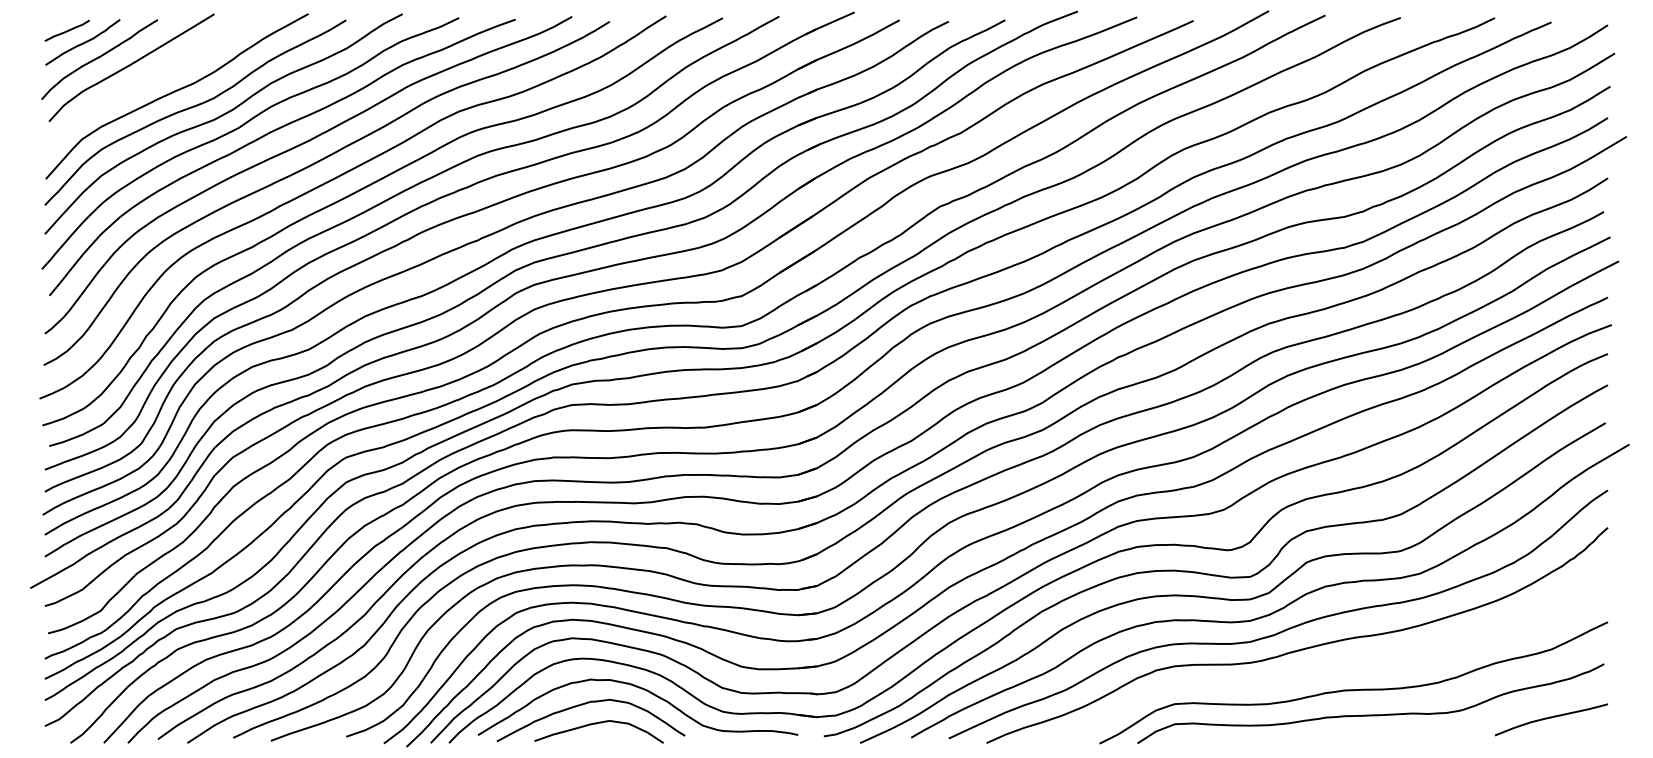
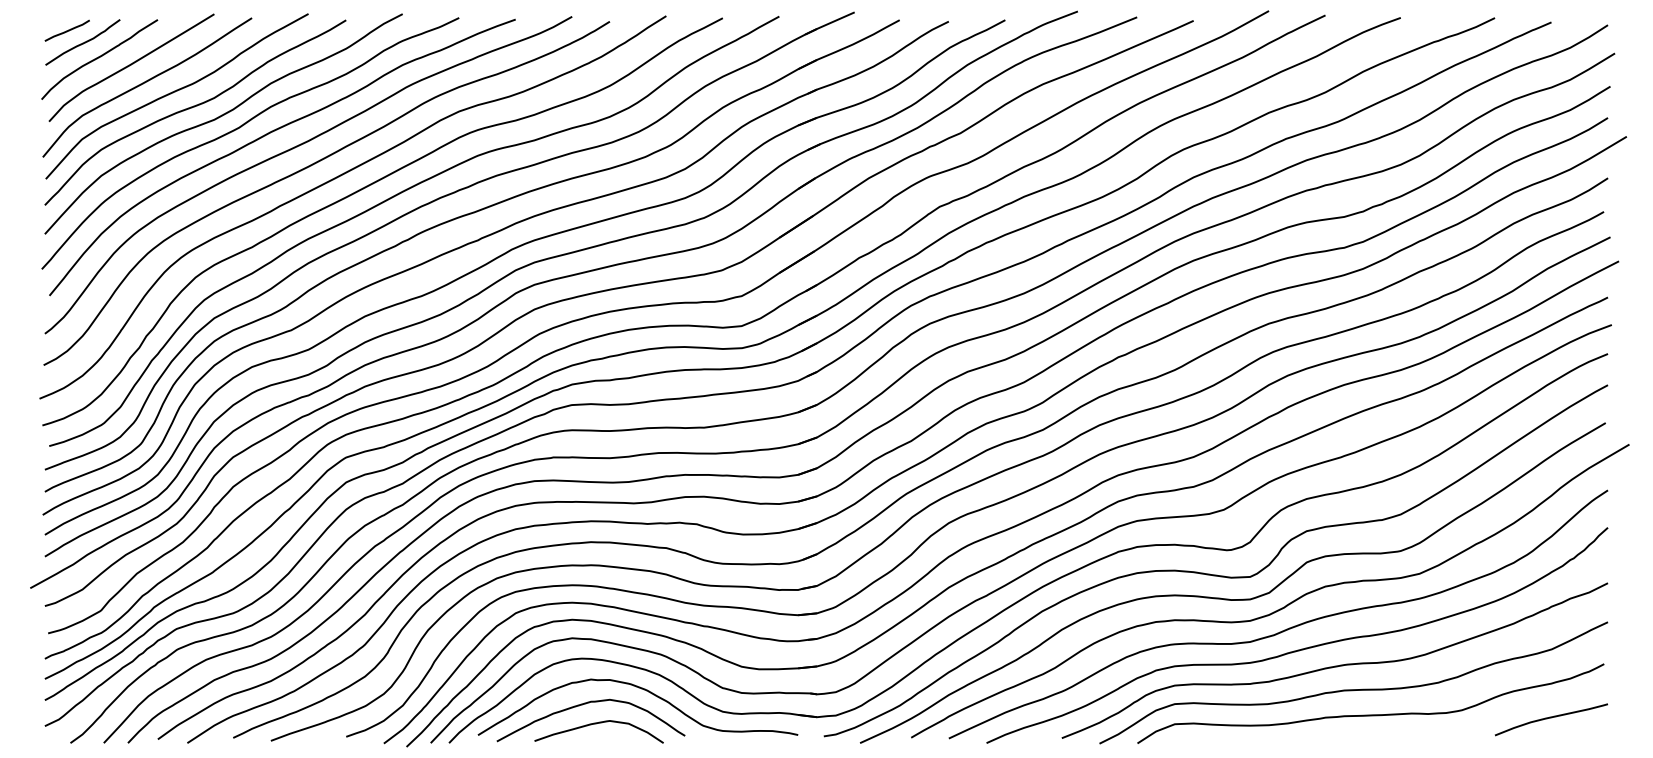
curve: none -> present (145, 83)
curve: none -> present (1334, 665)
